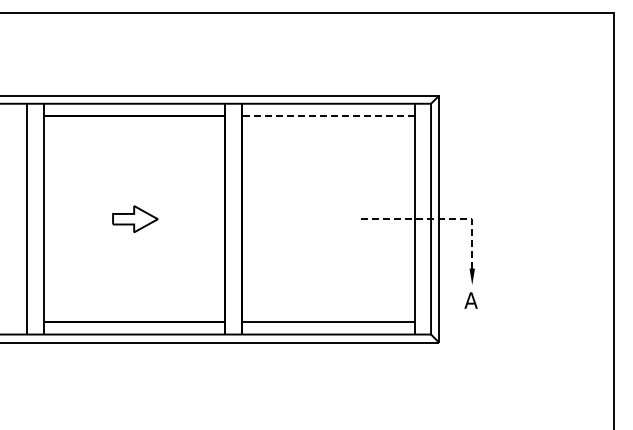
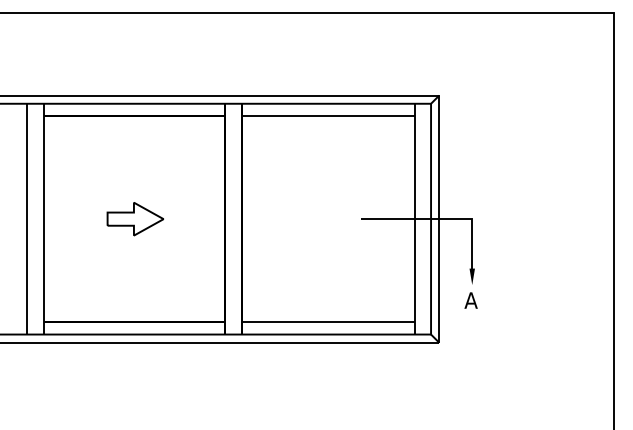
line: dashed -> solid (328, 116)
part size: 47x28 px -> 58x35 px (134, 219)
line: dashed -> solid (441, 219)
